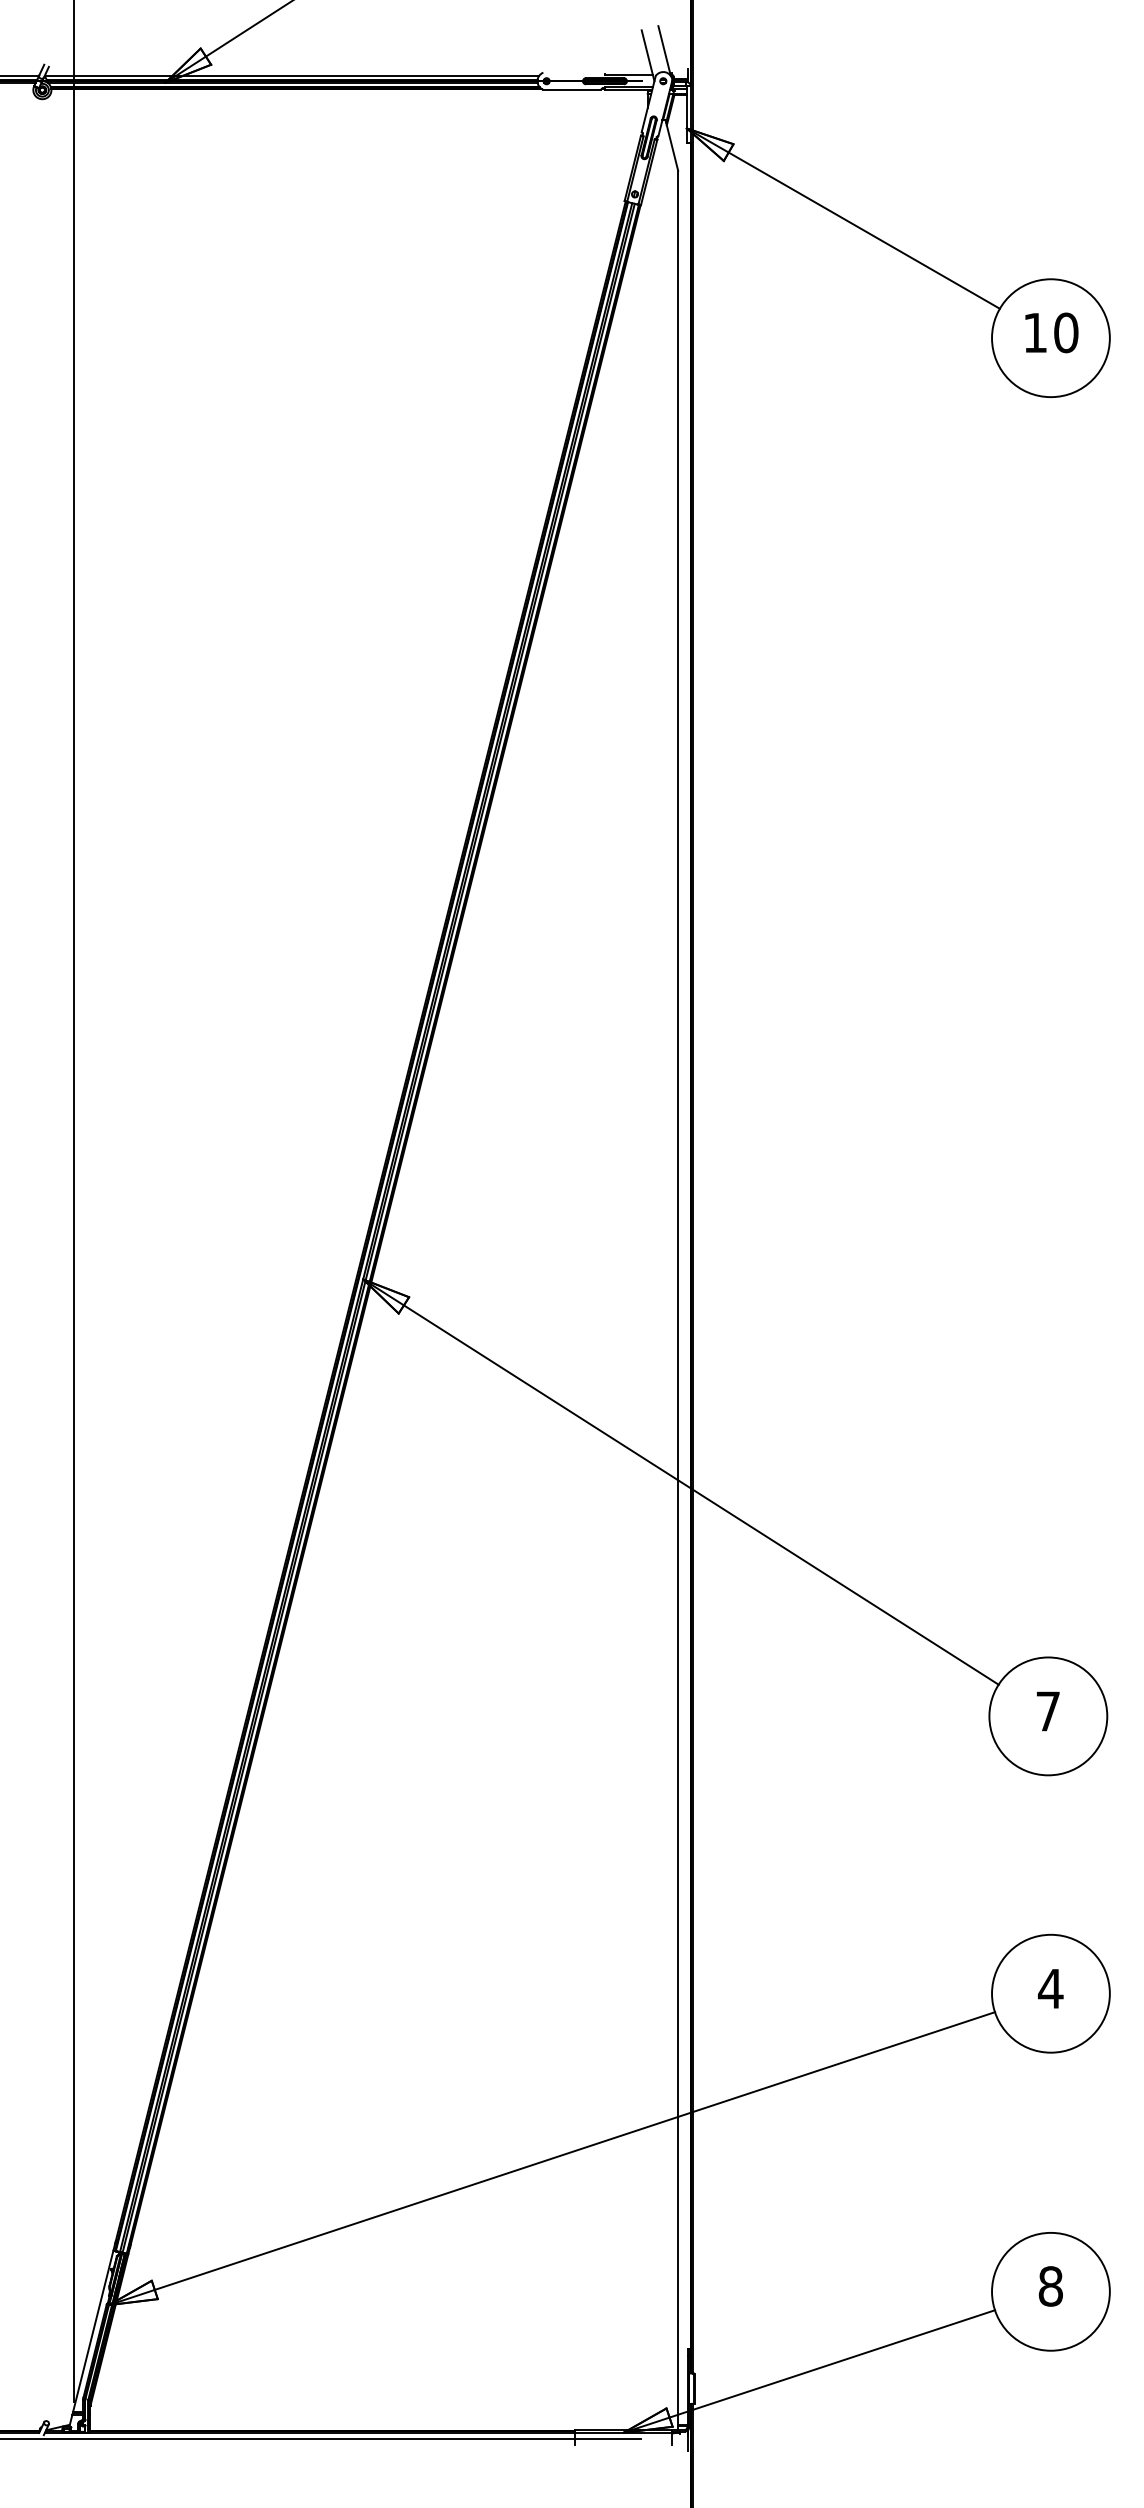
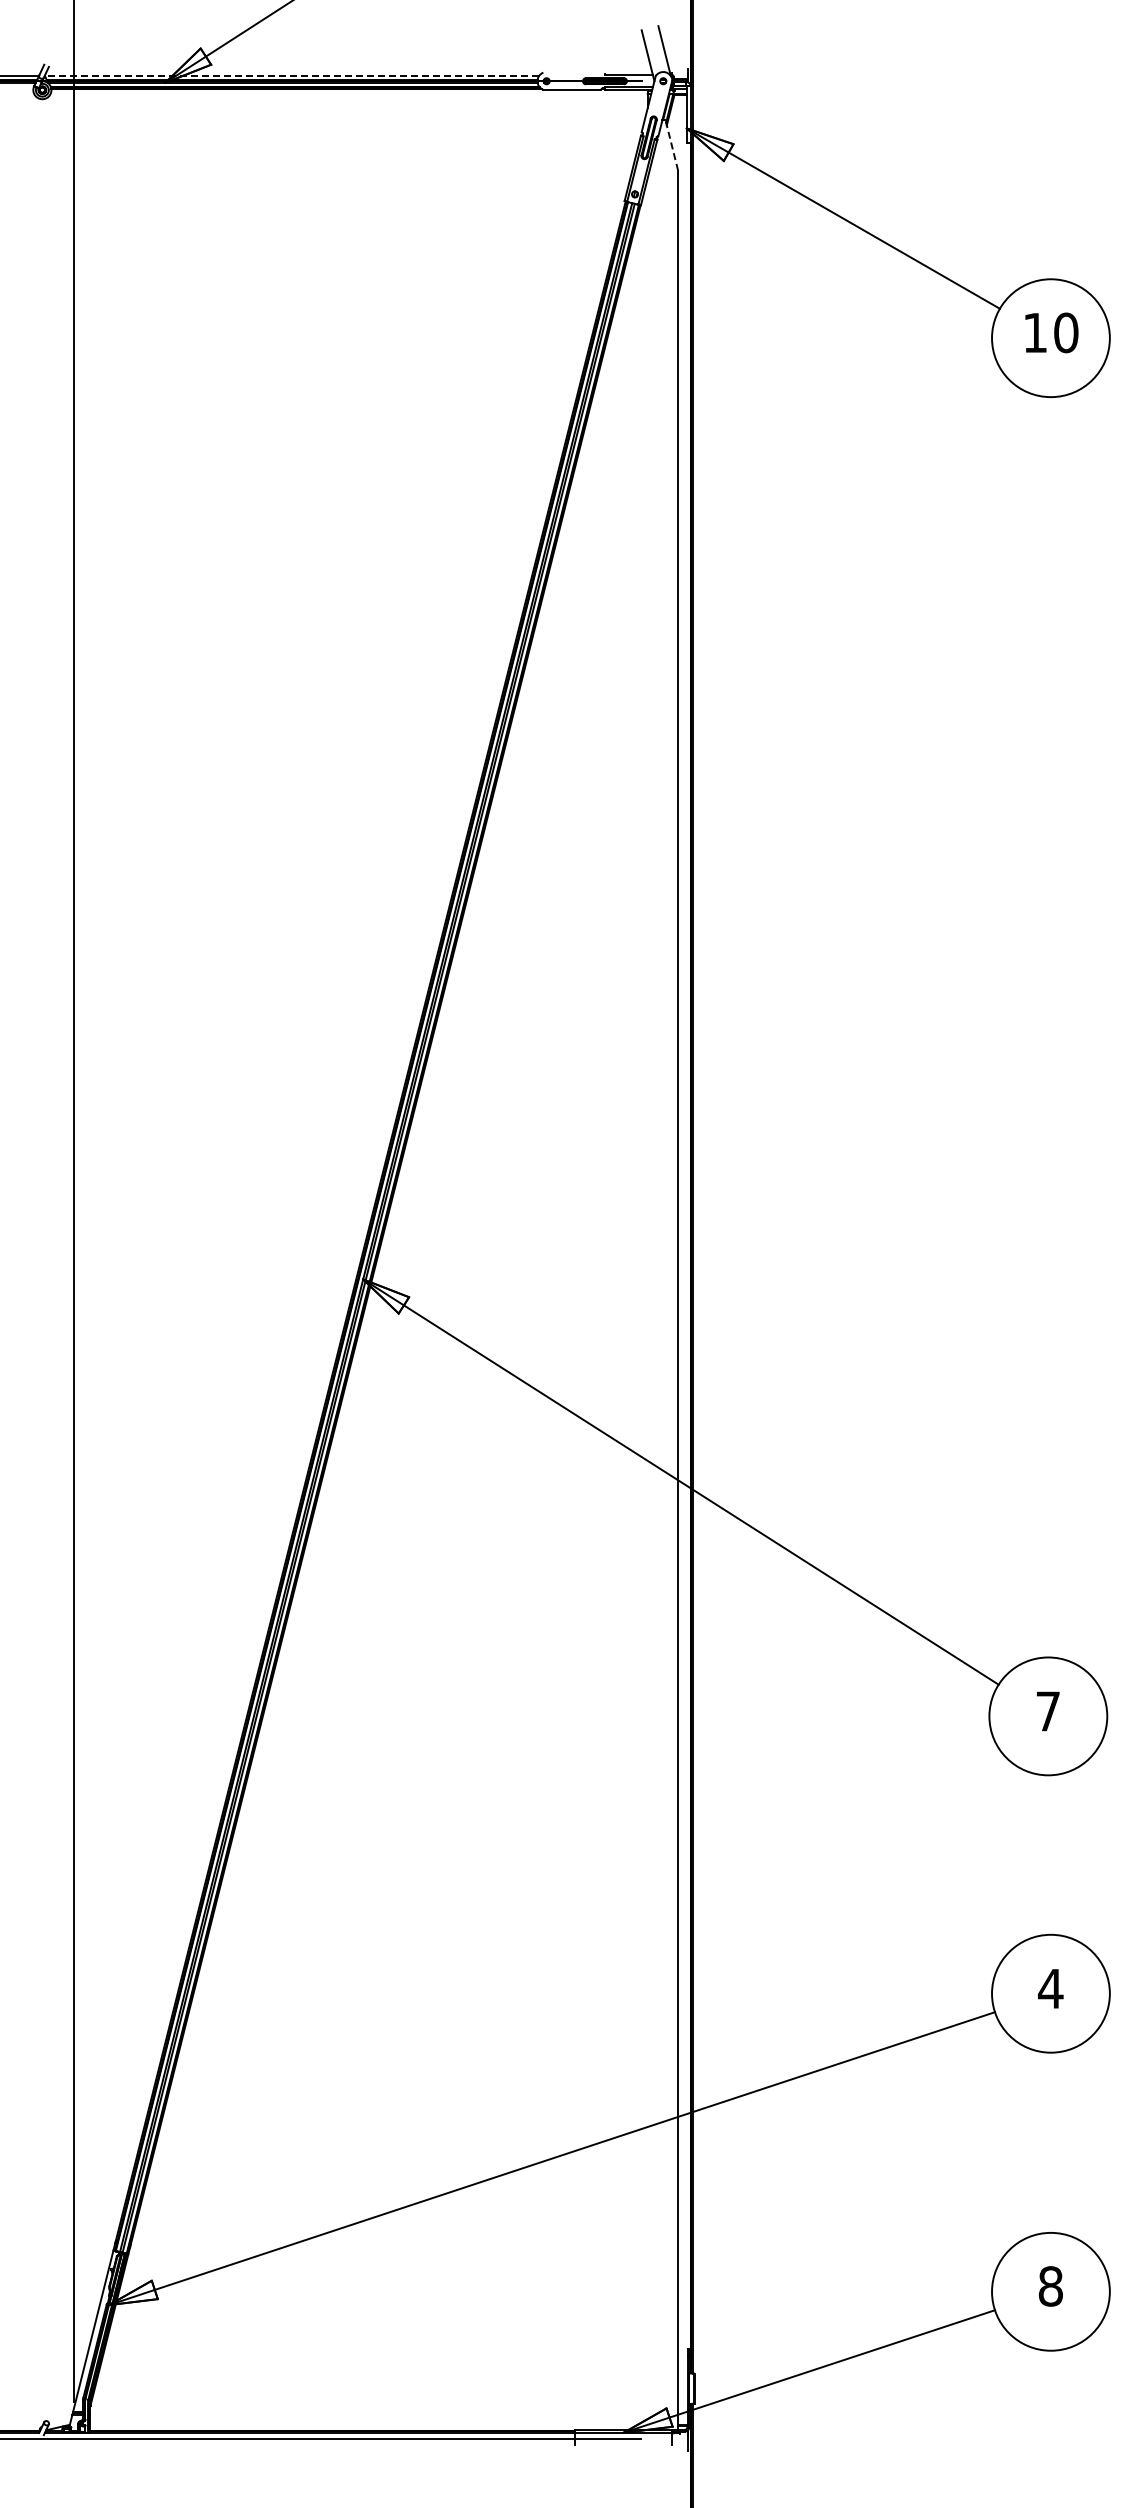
line: solid -> dashed (291, 75)
line: solid -> dashed (671, 144)
